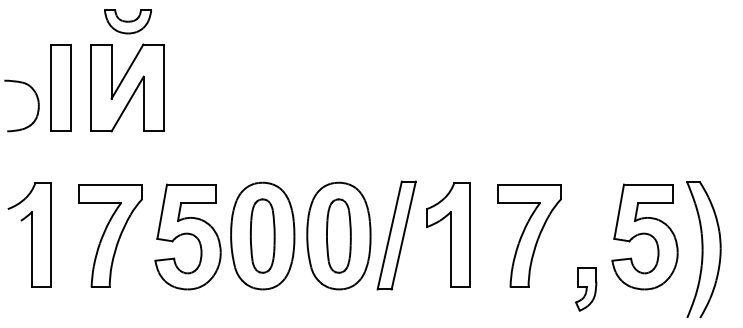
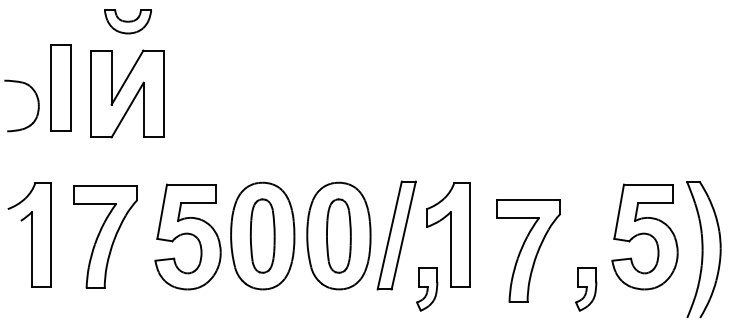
part position: (127, 87) -> (127, 93) (127, 93)
part position: (110, 235) -> (105, 236) (105, 236)
part position: (529, 235) -> (528, 250) (528, 250)
part: none -> present (427, 289)
